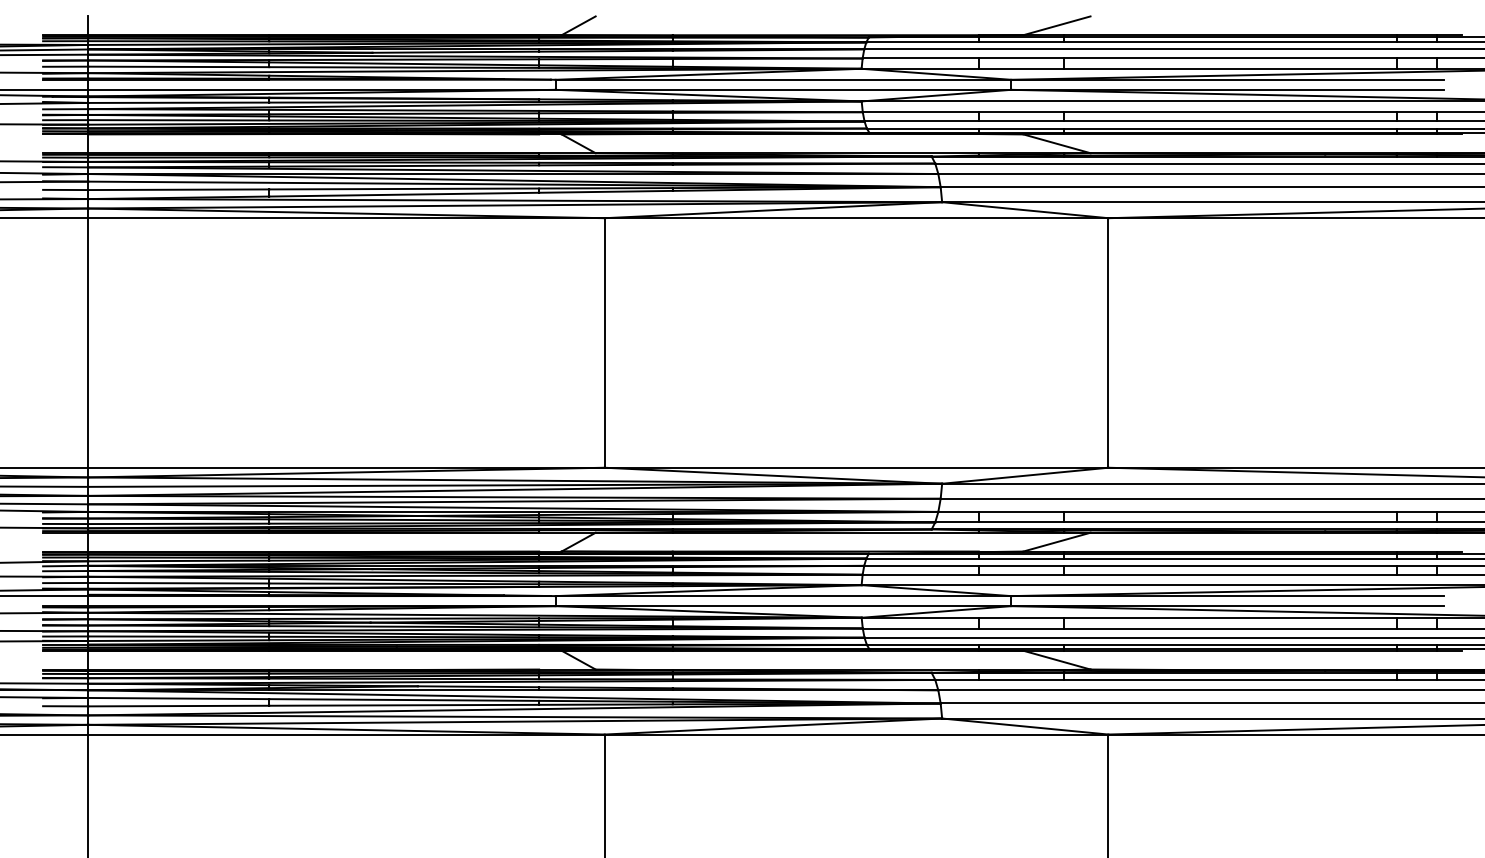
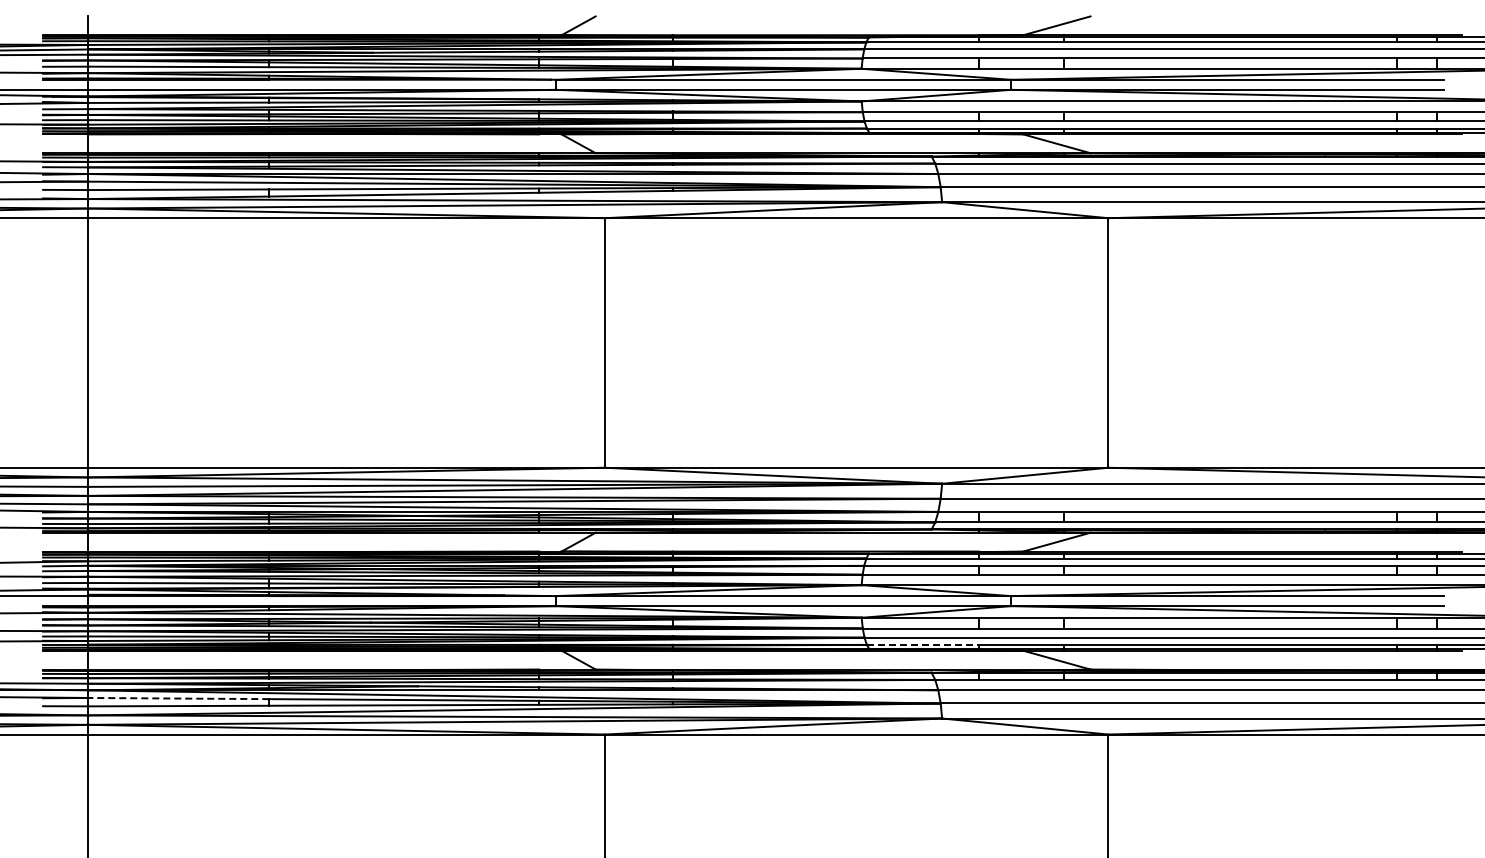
line: solid -> dashed (922, 644)
line: solid -> dashed (178, 698)
